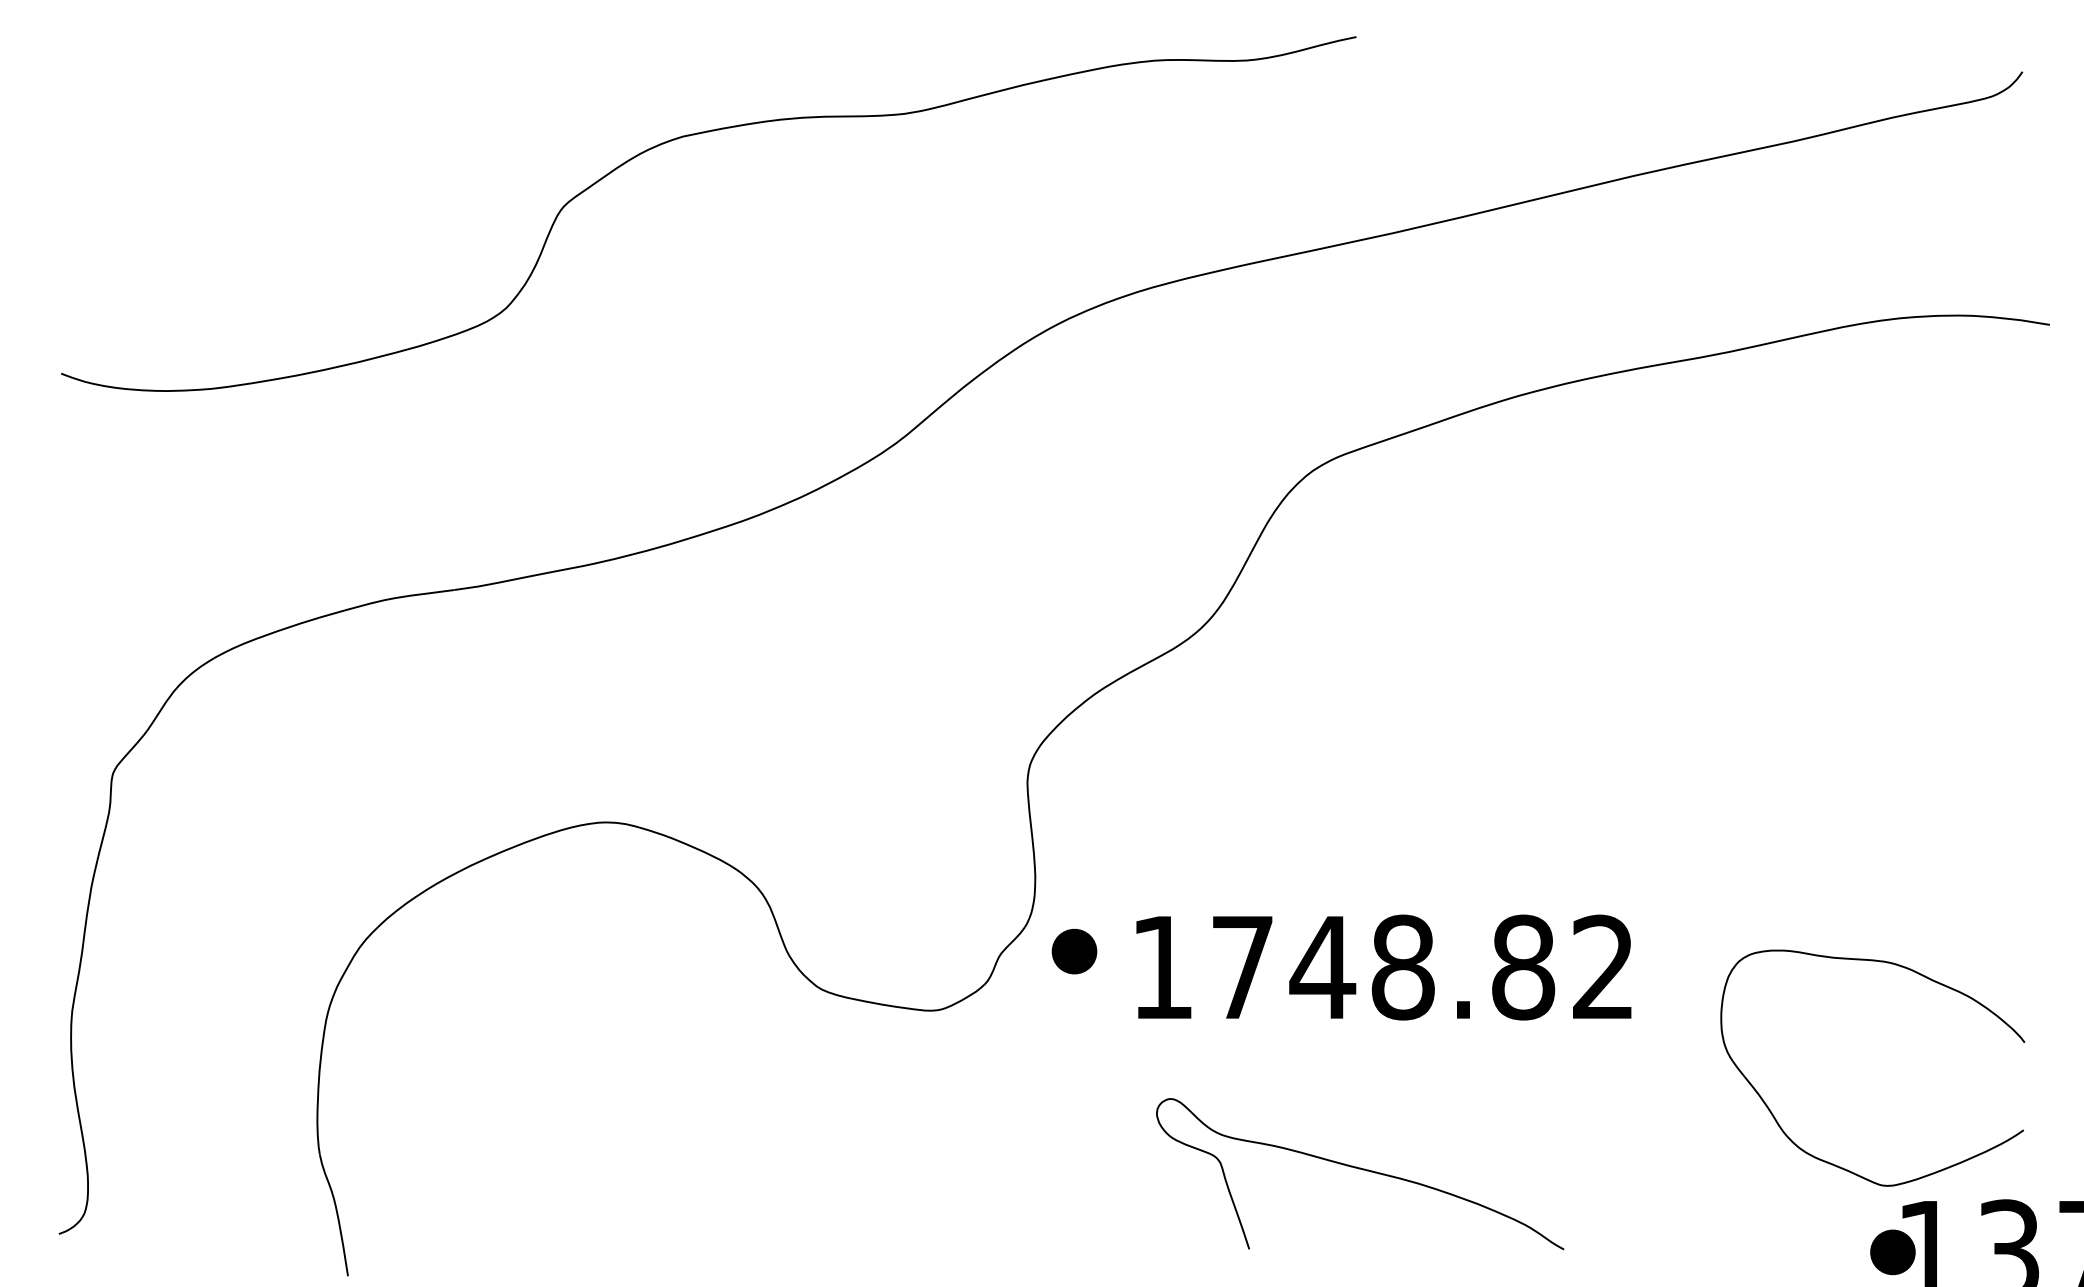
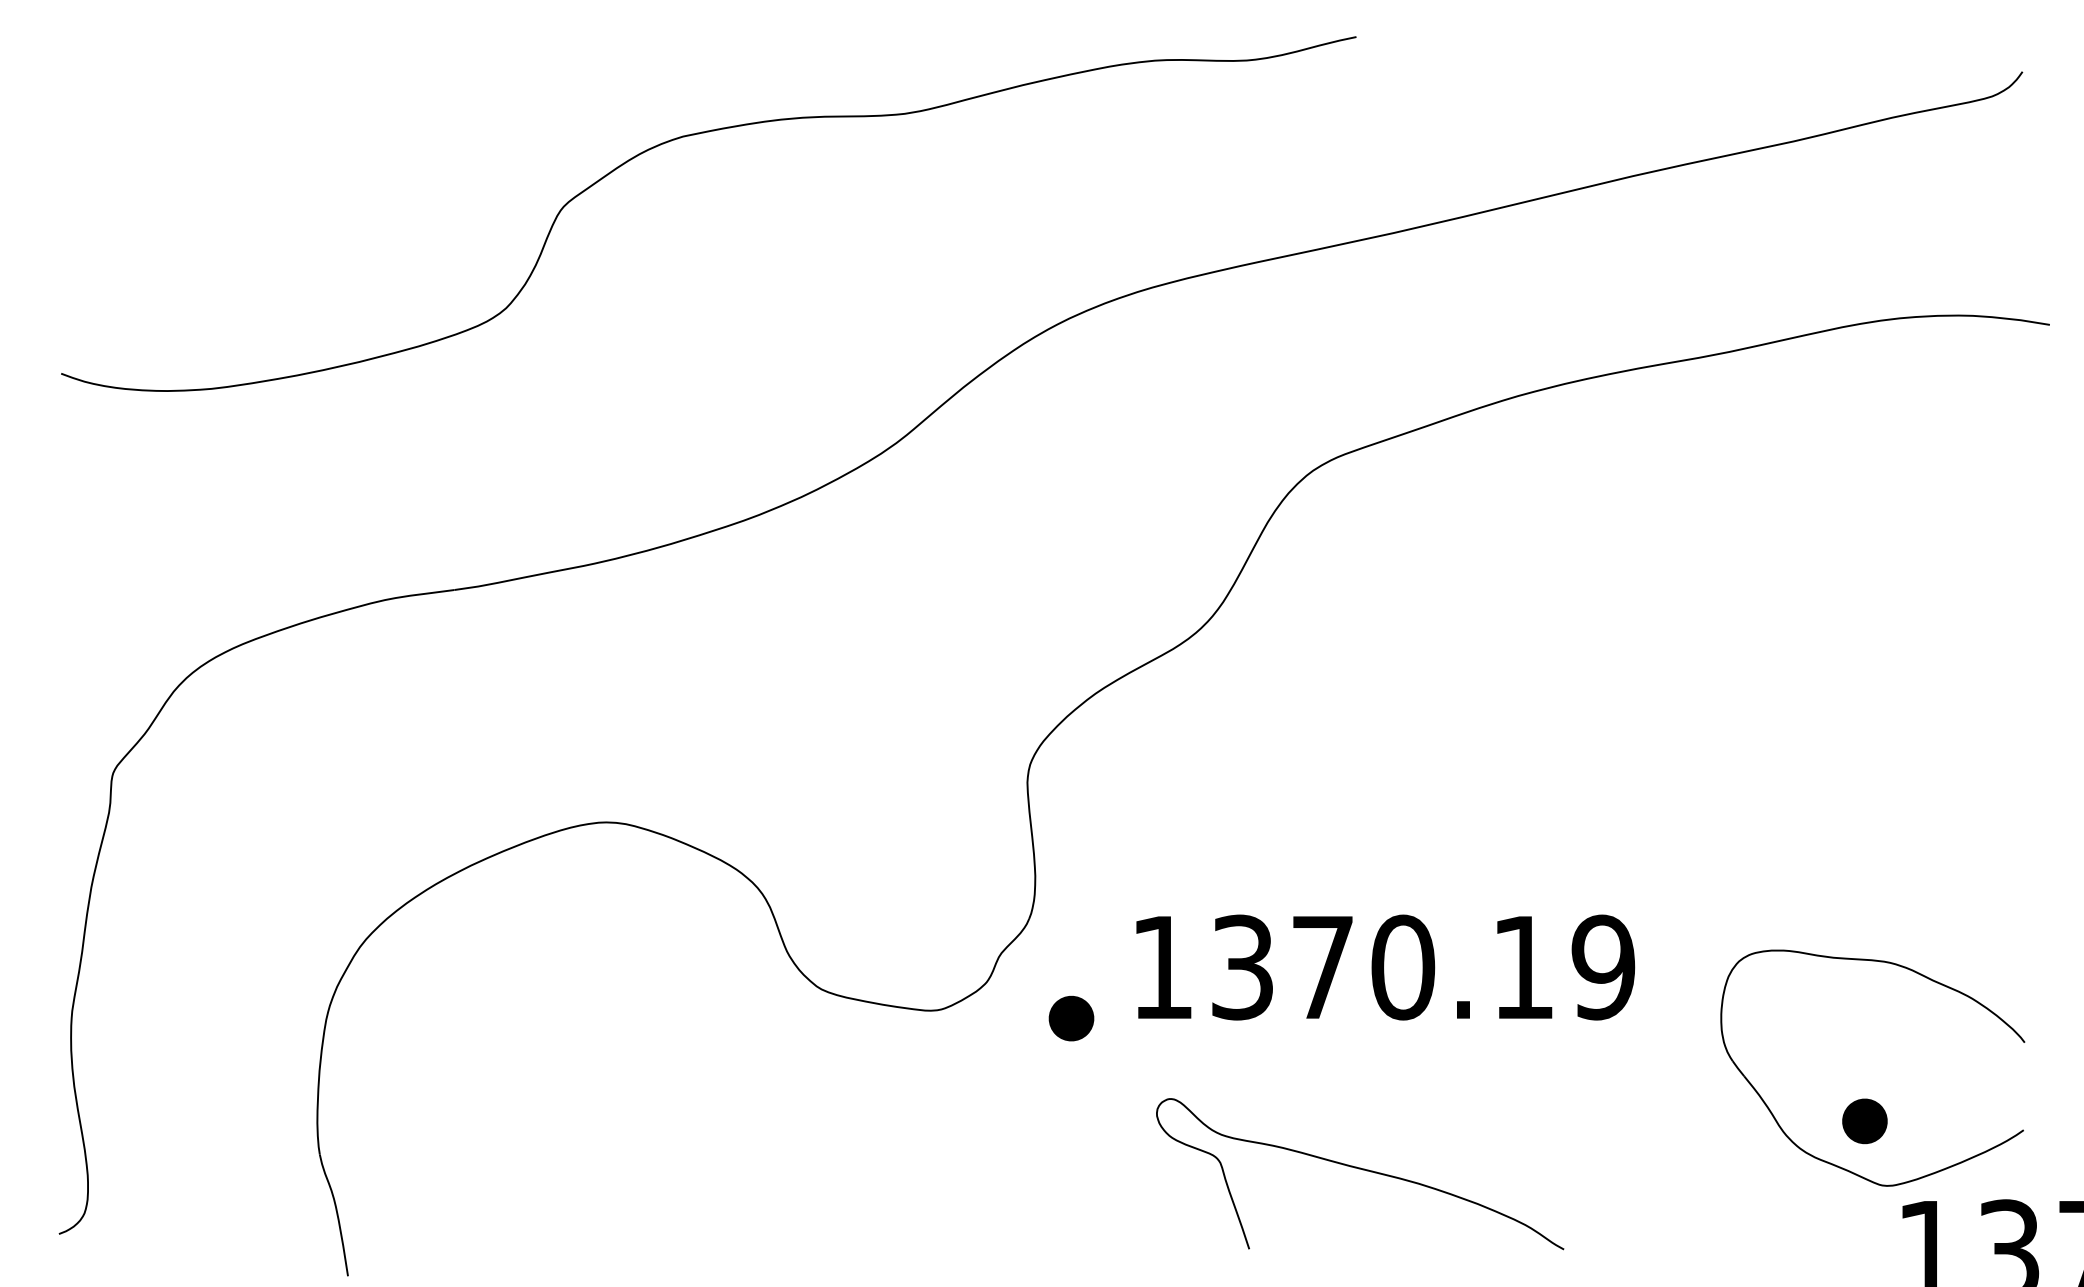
part position: (1074, 951) -> (1071, 1018) (1071, 1018)
text: 1748.82 -> 1370.19 (1423, 967)
part position: (1892, 1252) -> (1864, 1121) (1864, 1121)
